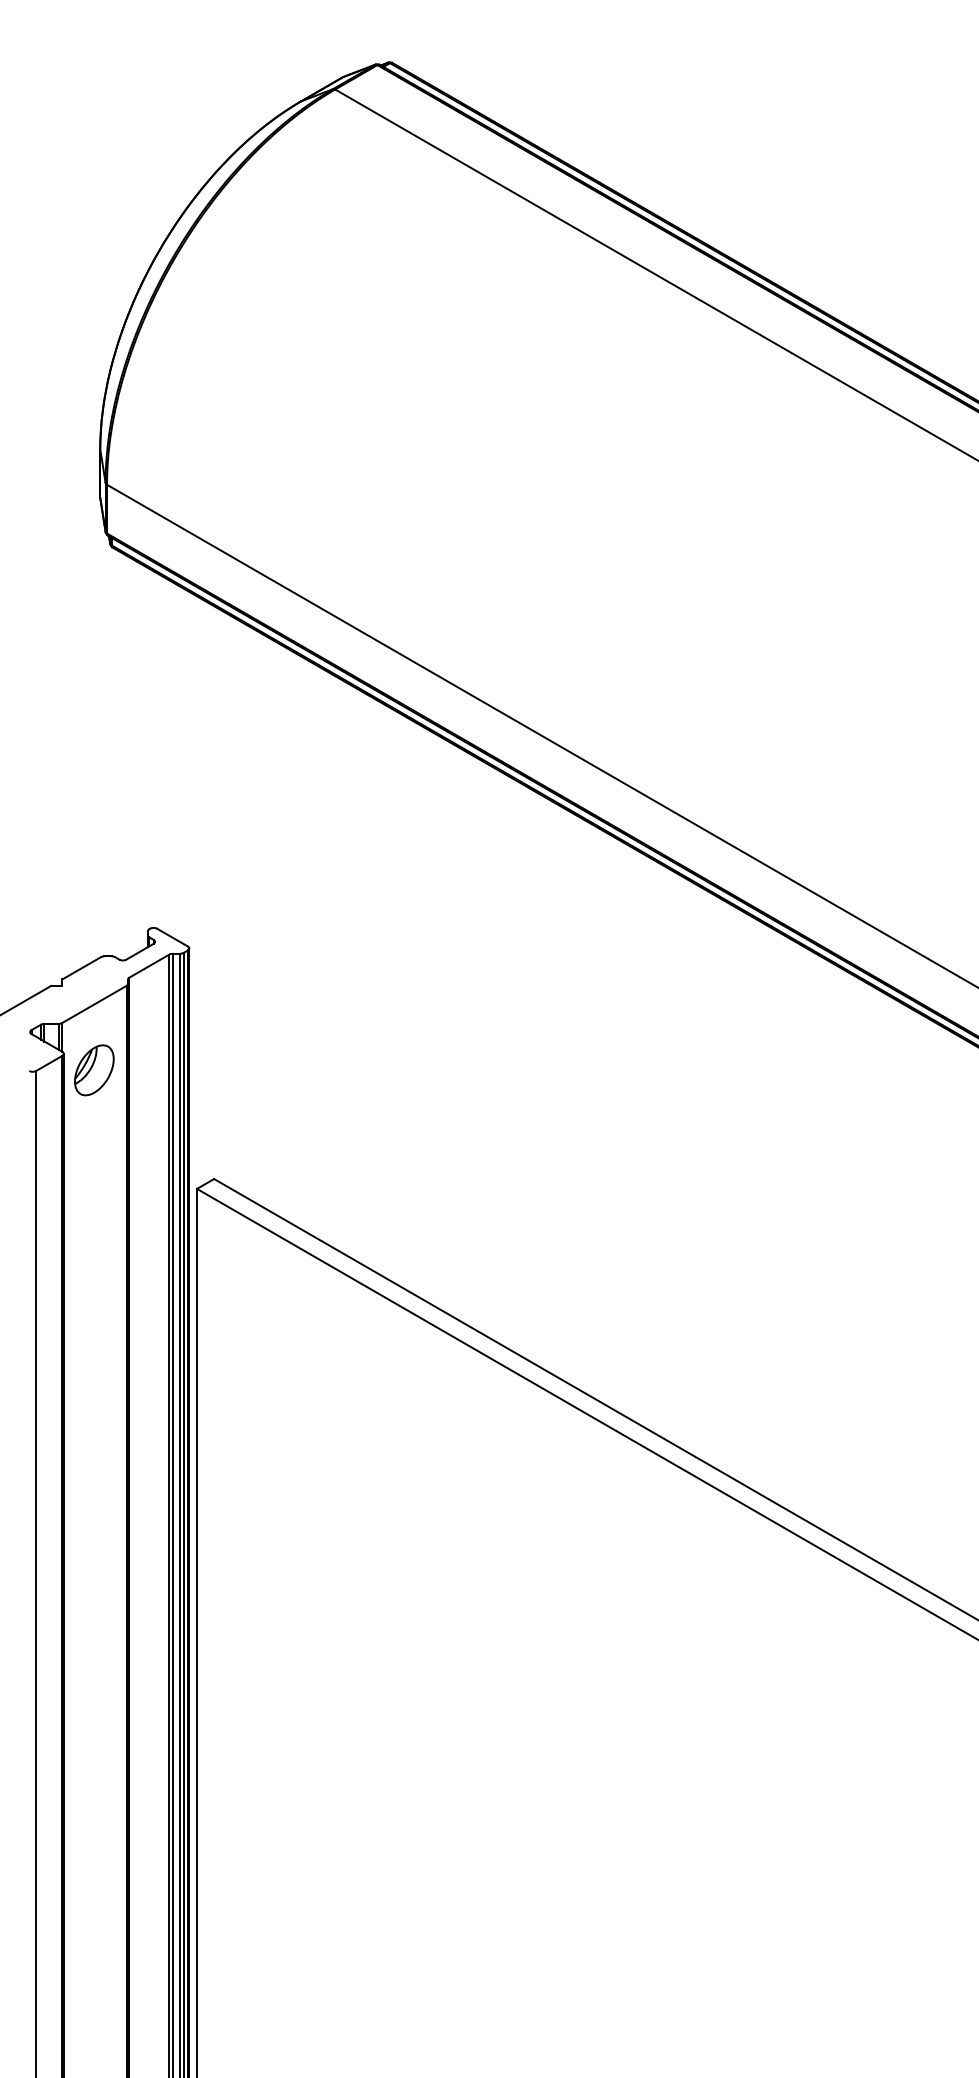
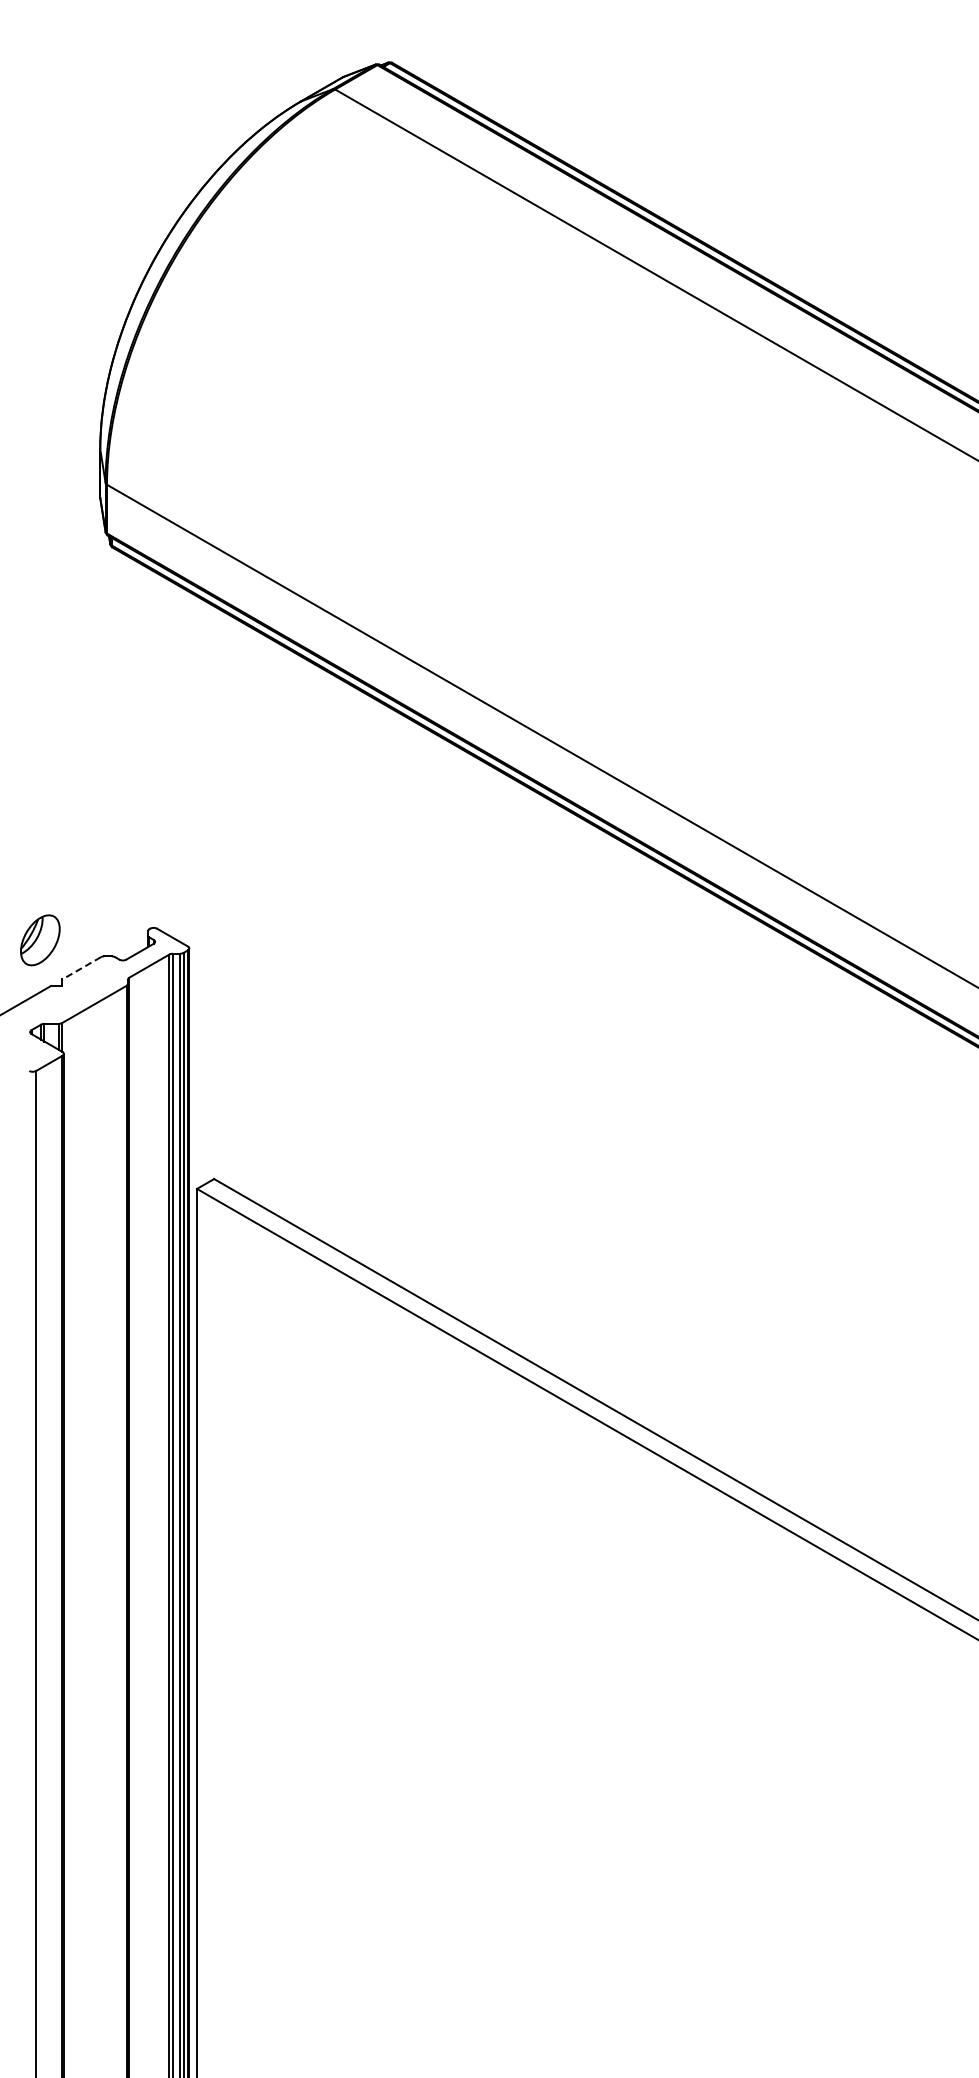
line: solid -> dashed (81, 968)
part position: (94, 1070) -> (40, 940) (40, 940)
